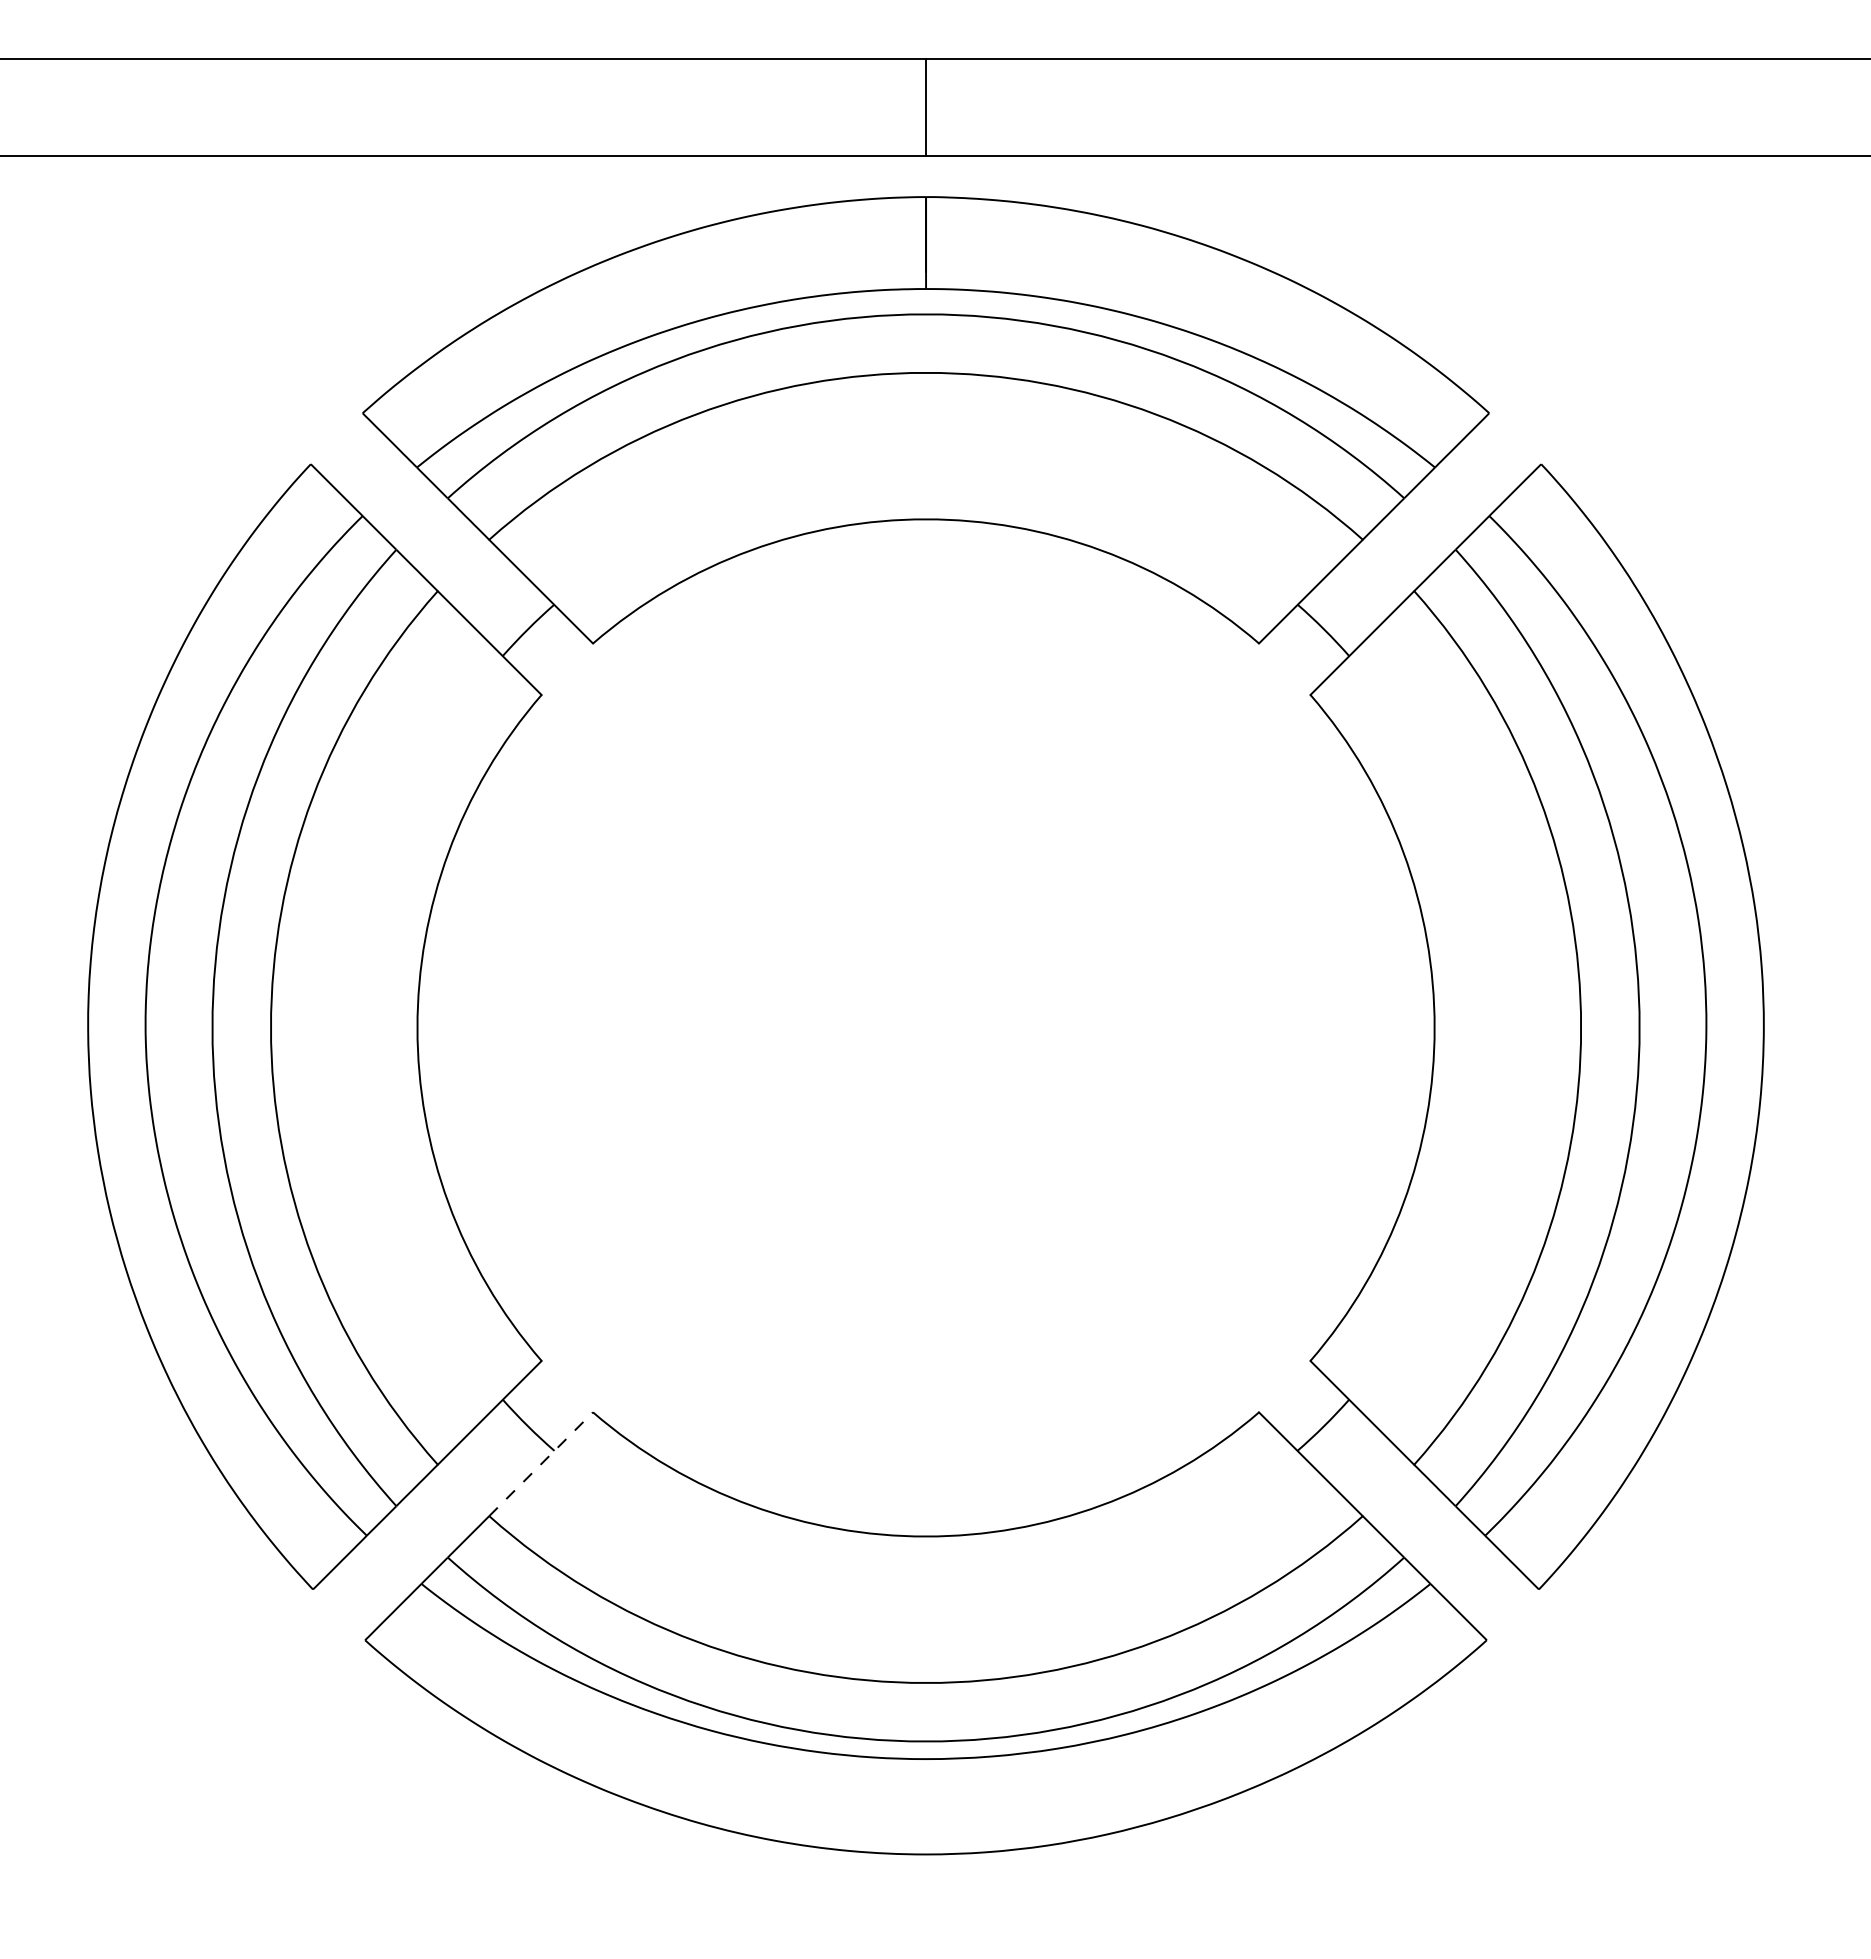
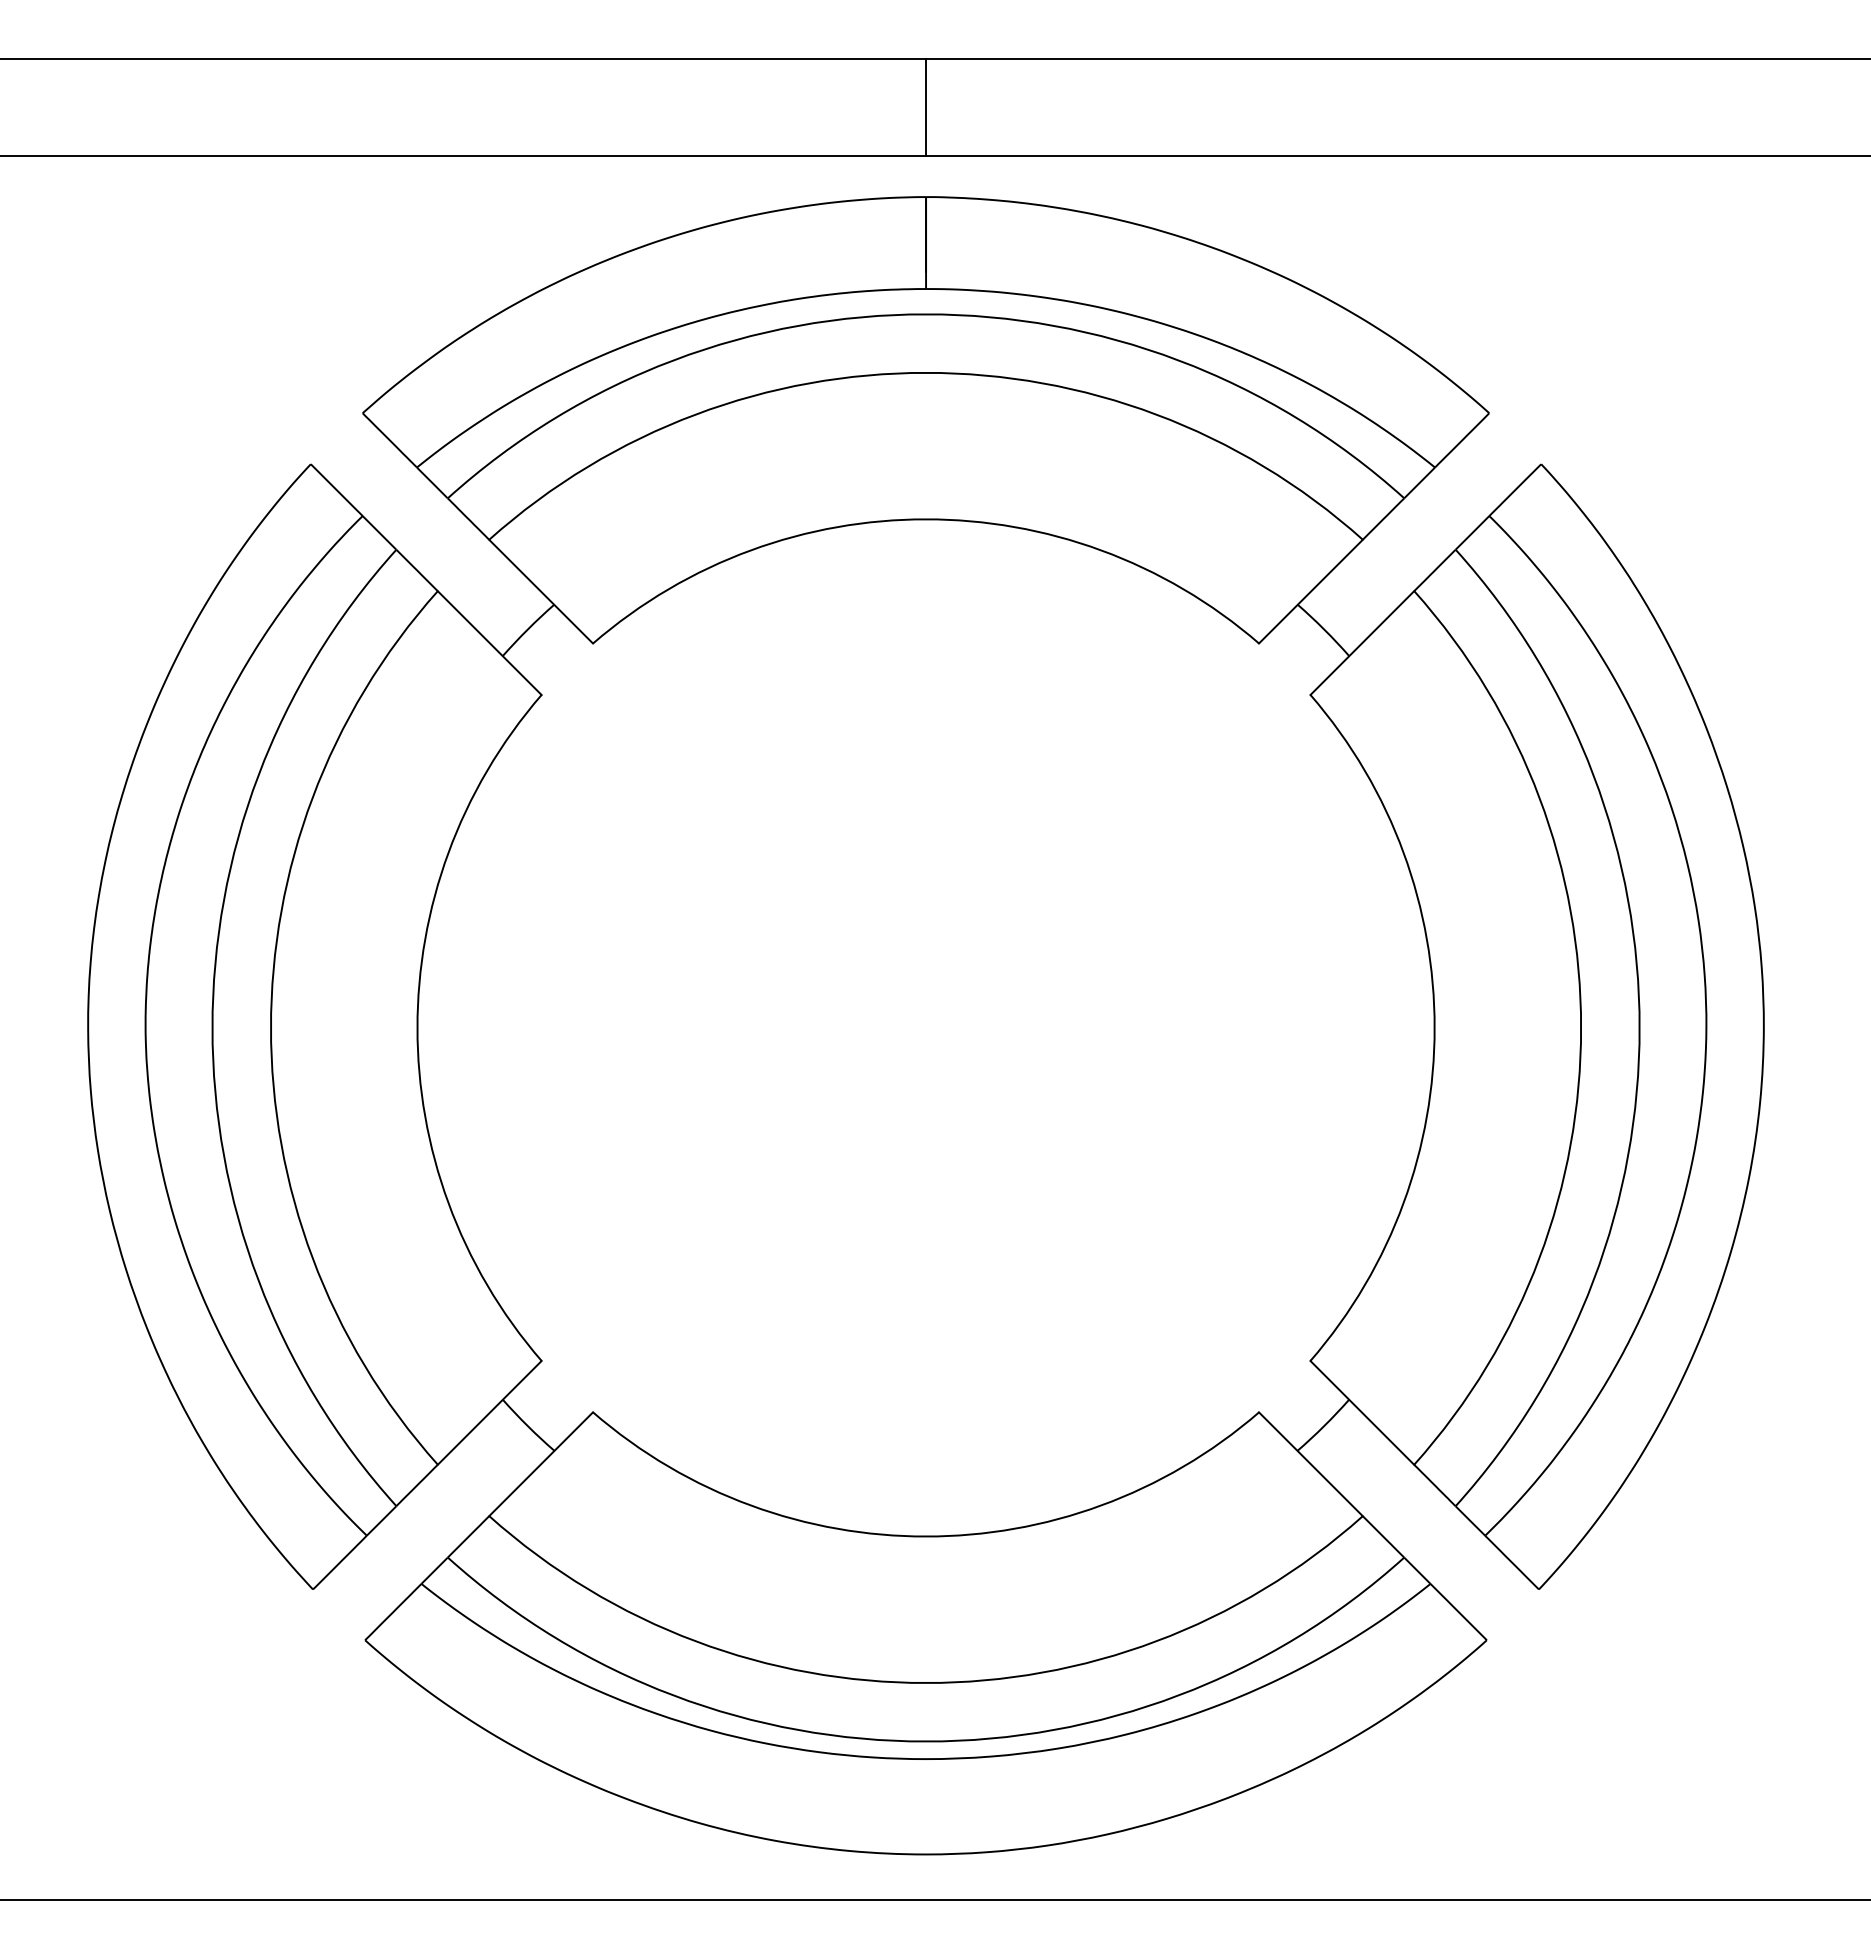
line: dashed -> solid (541, 1463)
line: none -> present (934, 1900)
